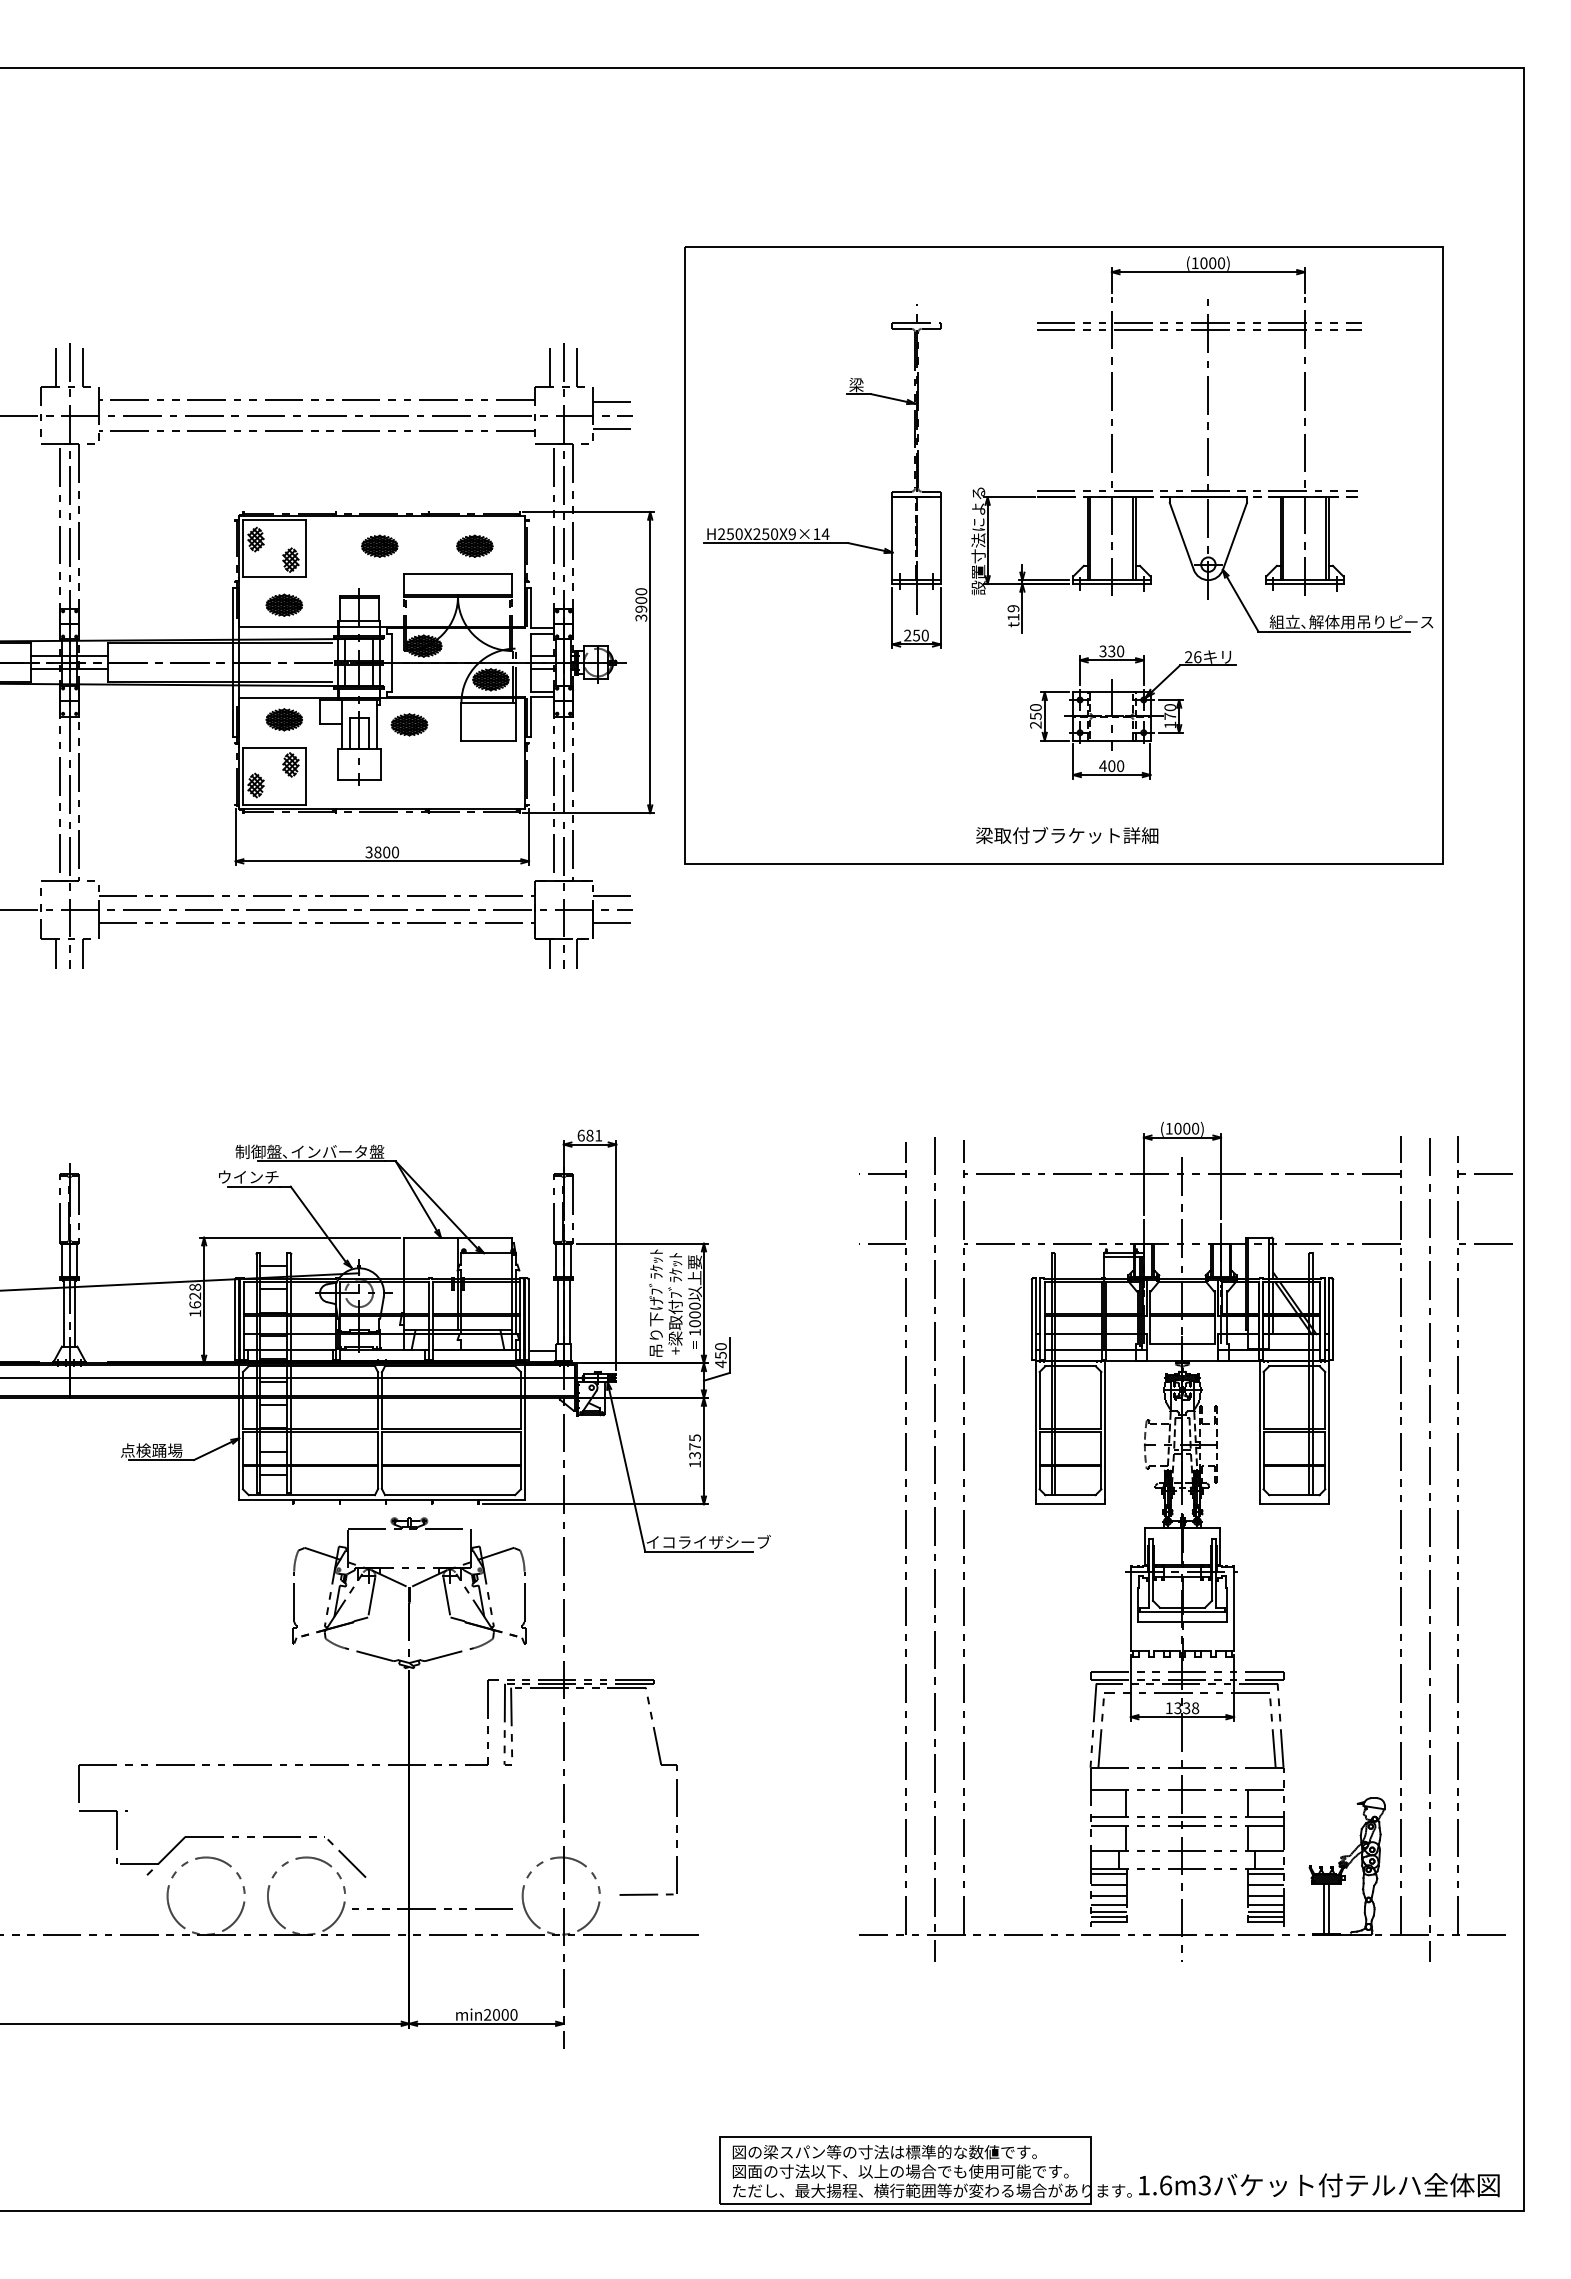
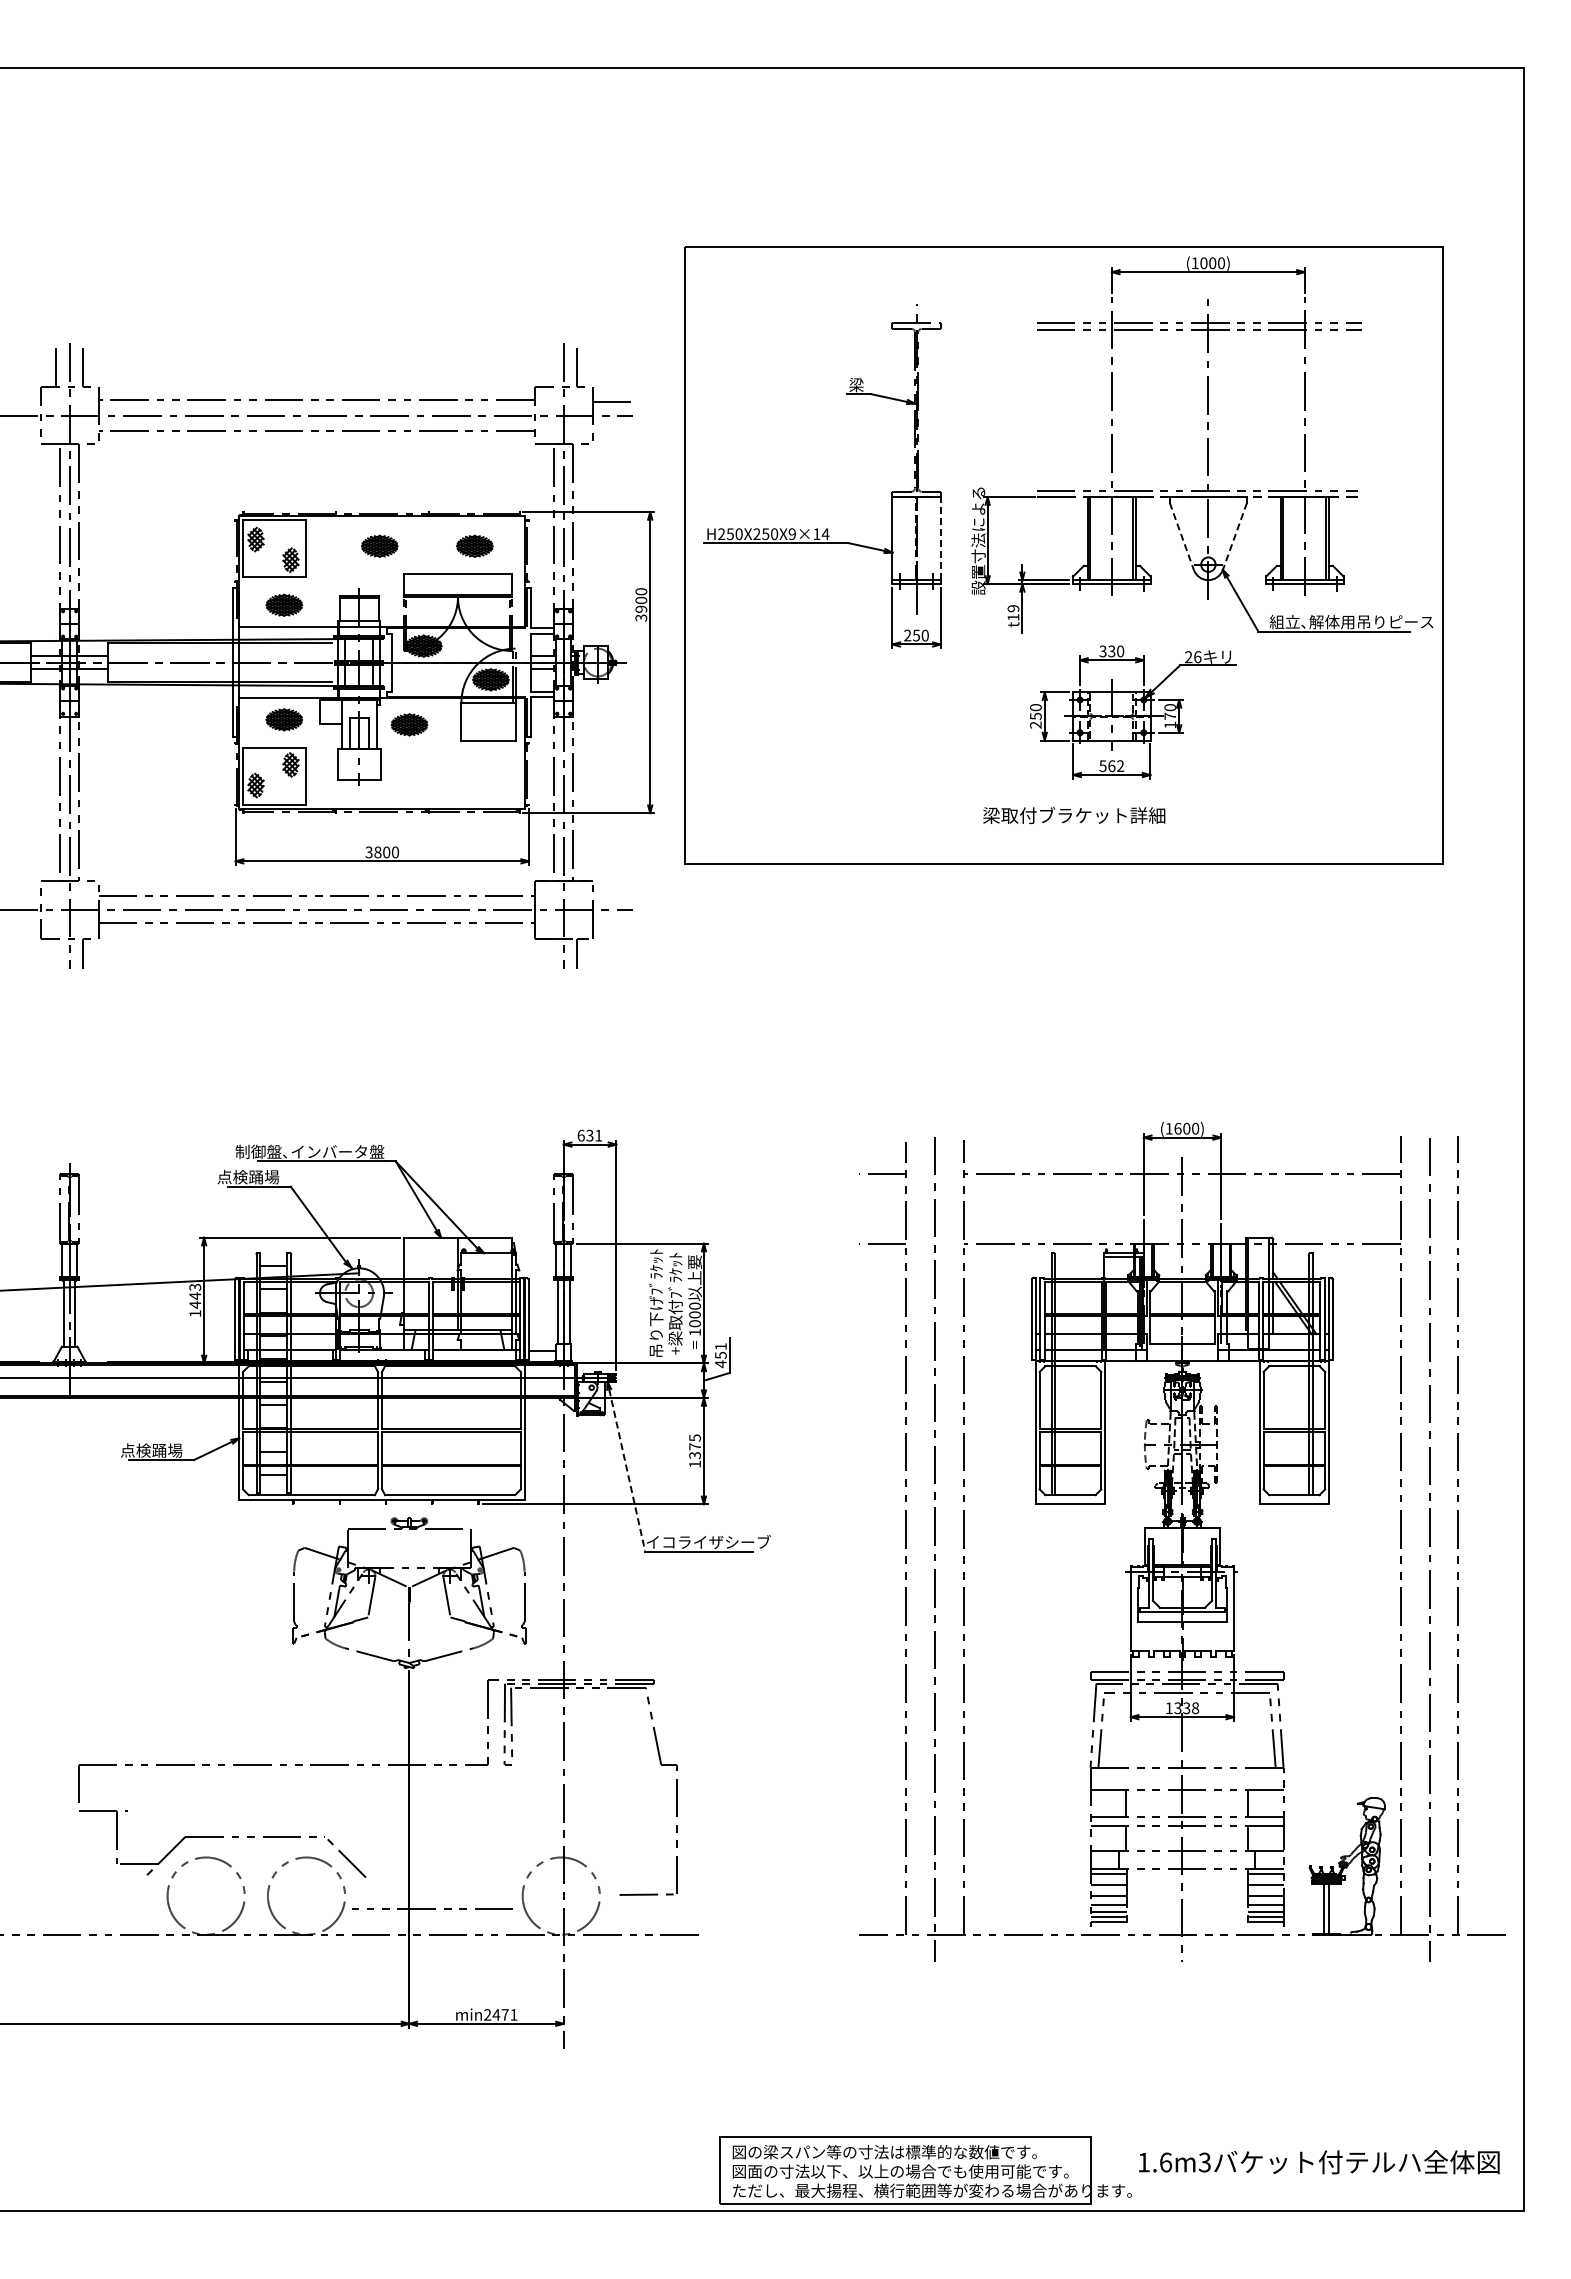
line: present -> none (550, 364)
line: present -> none (611, 429)
line: solid -> dashed (1181, 536)
line: solid -> dashed (1234, 536)
line: solid -> dashed (940, 538)
text: 400 -> 562 (1111, 766)
text position: (1067, 835) -> (1074, 815) (1074, 815)
line: present -> none (611, 896)
line: present -> none (611, 923)
line: present -> none (56, 953)
line: present -> none (550, 953)
text: (1000) -> (1600) (1177, 1128)
text: 681 -> 631 (589, 1135)
line: present -> none (1485, 1174)
text: ウインチ -> 点検踊場 (248, 1176)
line: present -> none (1485, 1243)
text: 1628 -> 1443 (195, 1295)
text: 450 -> 451 (720, 1346)
line: solid -> dashed (627, 1471)
text: min2000 -> min2471 (504, 2014)
text position: (1319, 2185) -> (1319, 2162) (1319, 2162)
